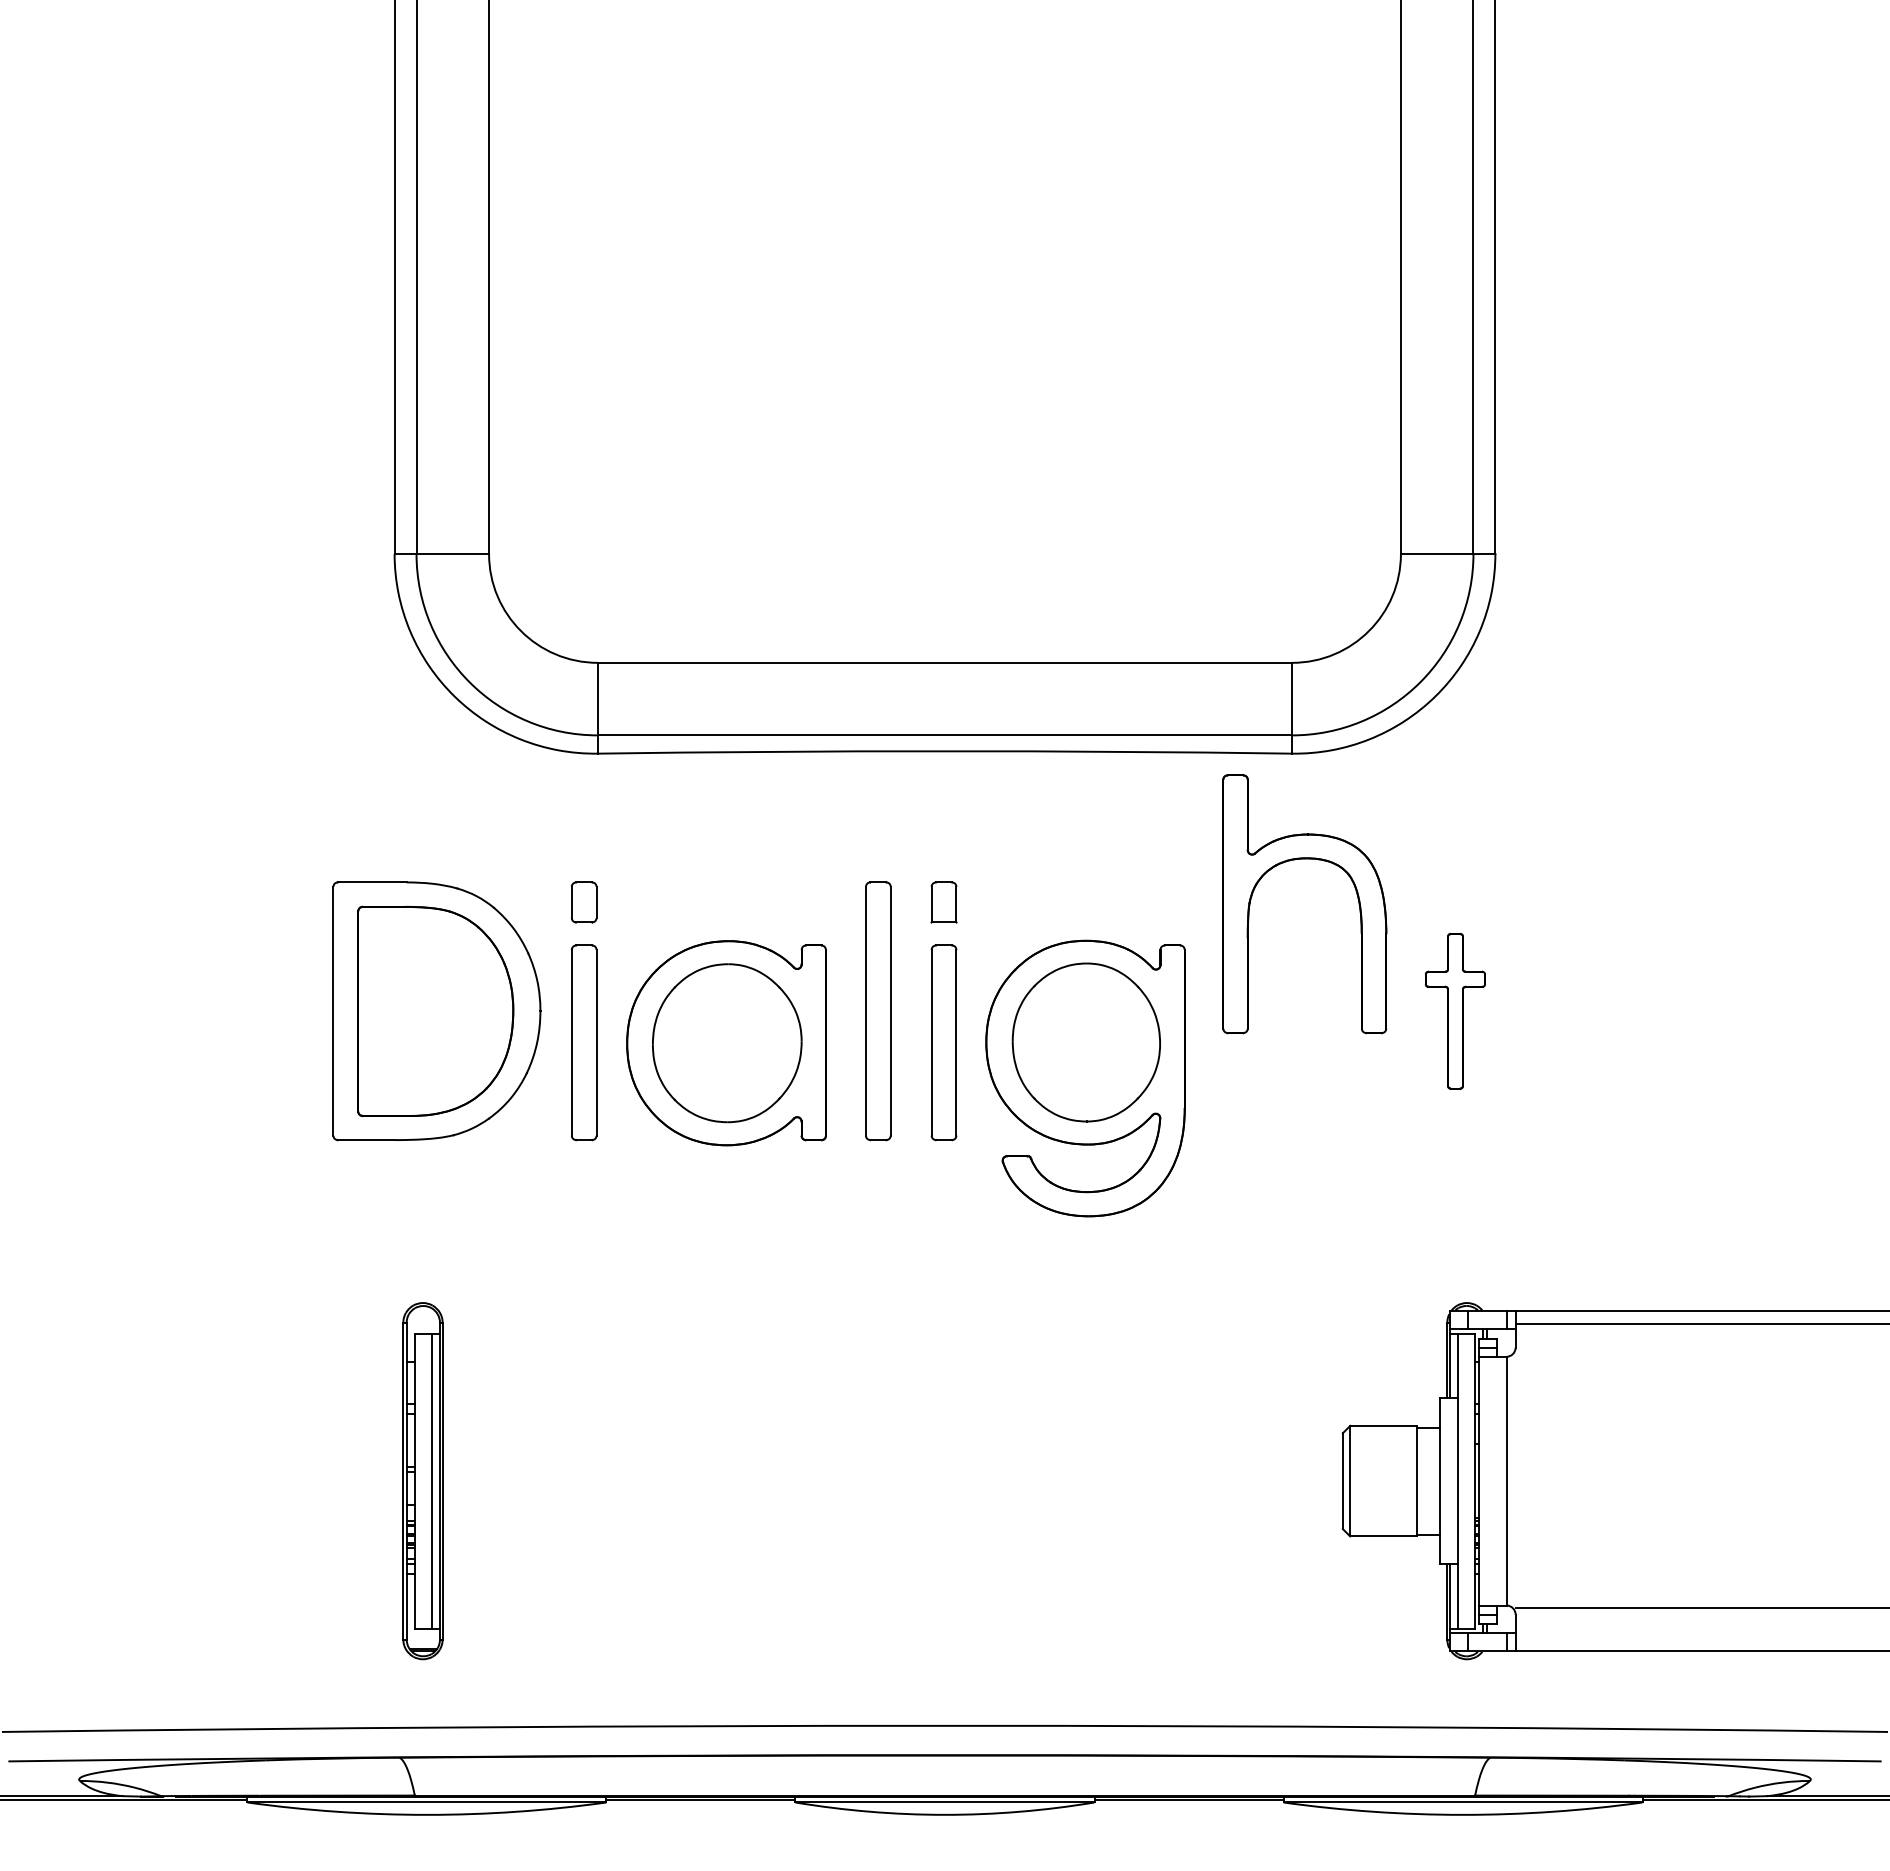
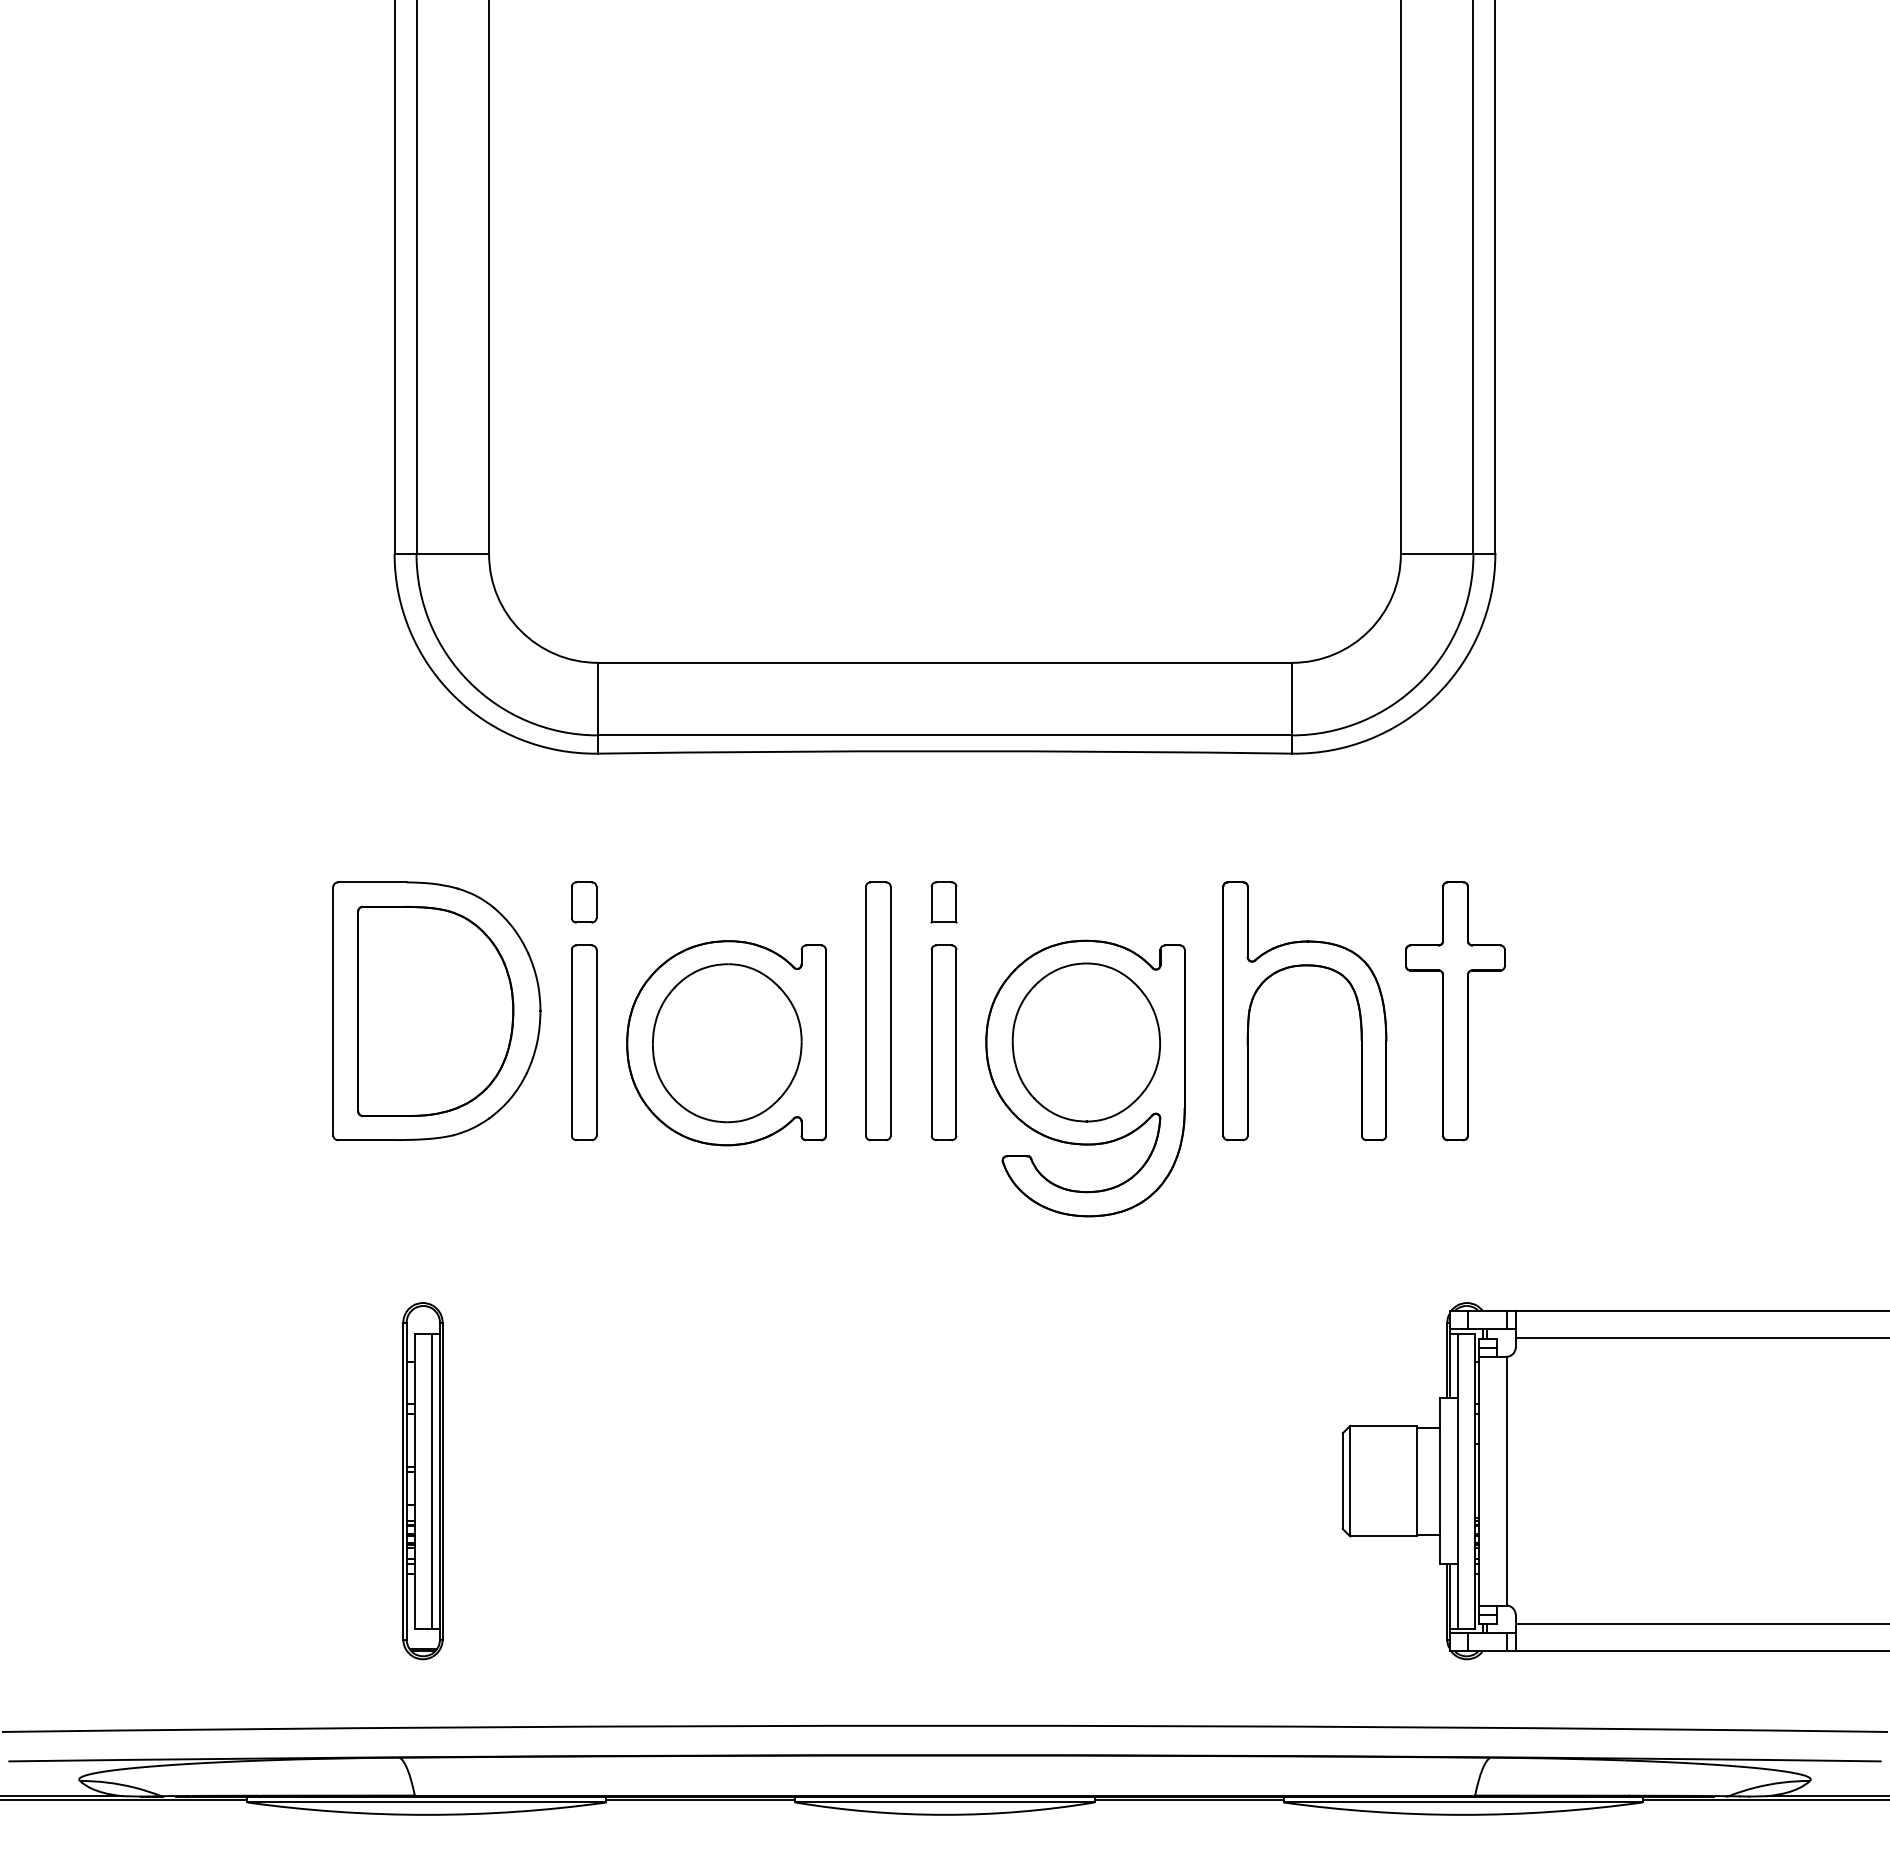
part position: (1295, 860) -> (1295, 967) (1295, 967)
part size: 62x158 px -> 101x261 px (1455, 1011)
line position: (1700, 1324) -> (1700, 1338) (1700, 1338)
line position: (1700, 1607) -> (1700, 1623) (1700, 1623)
